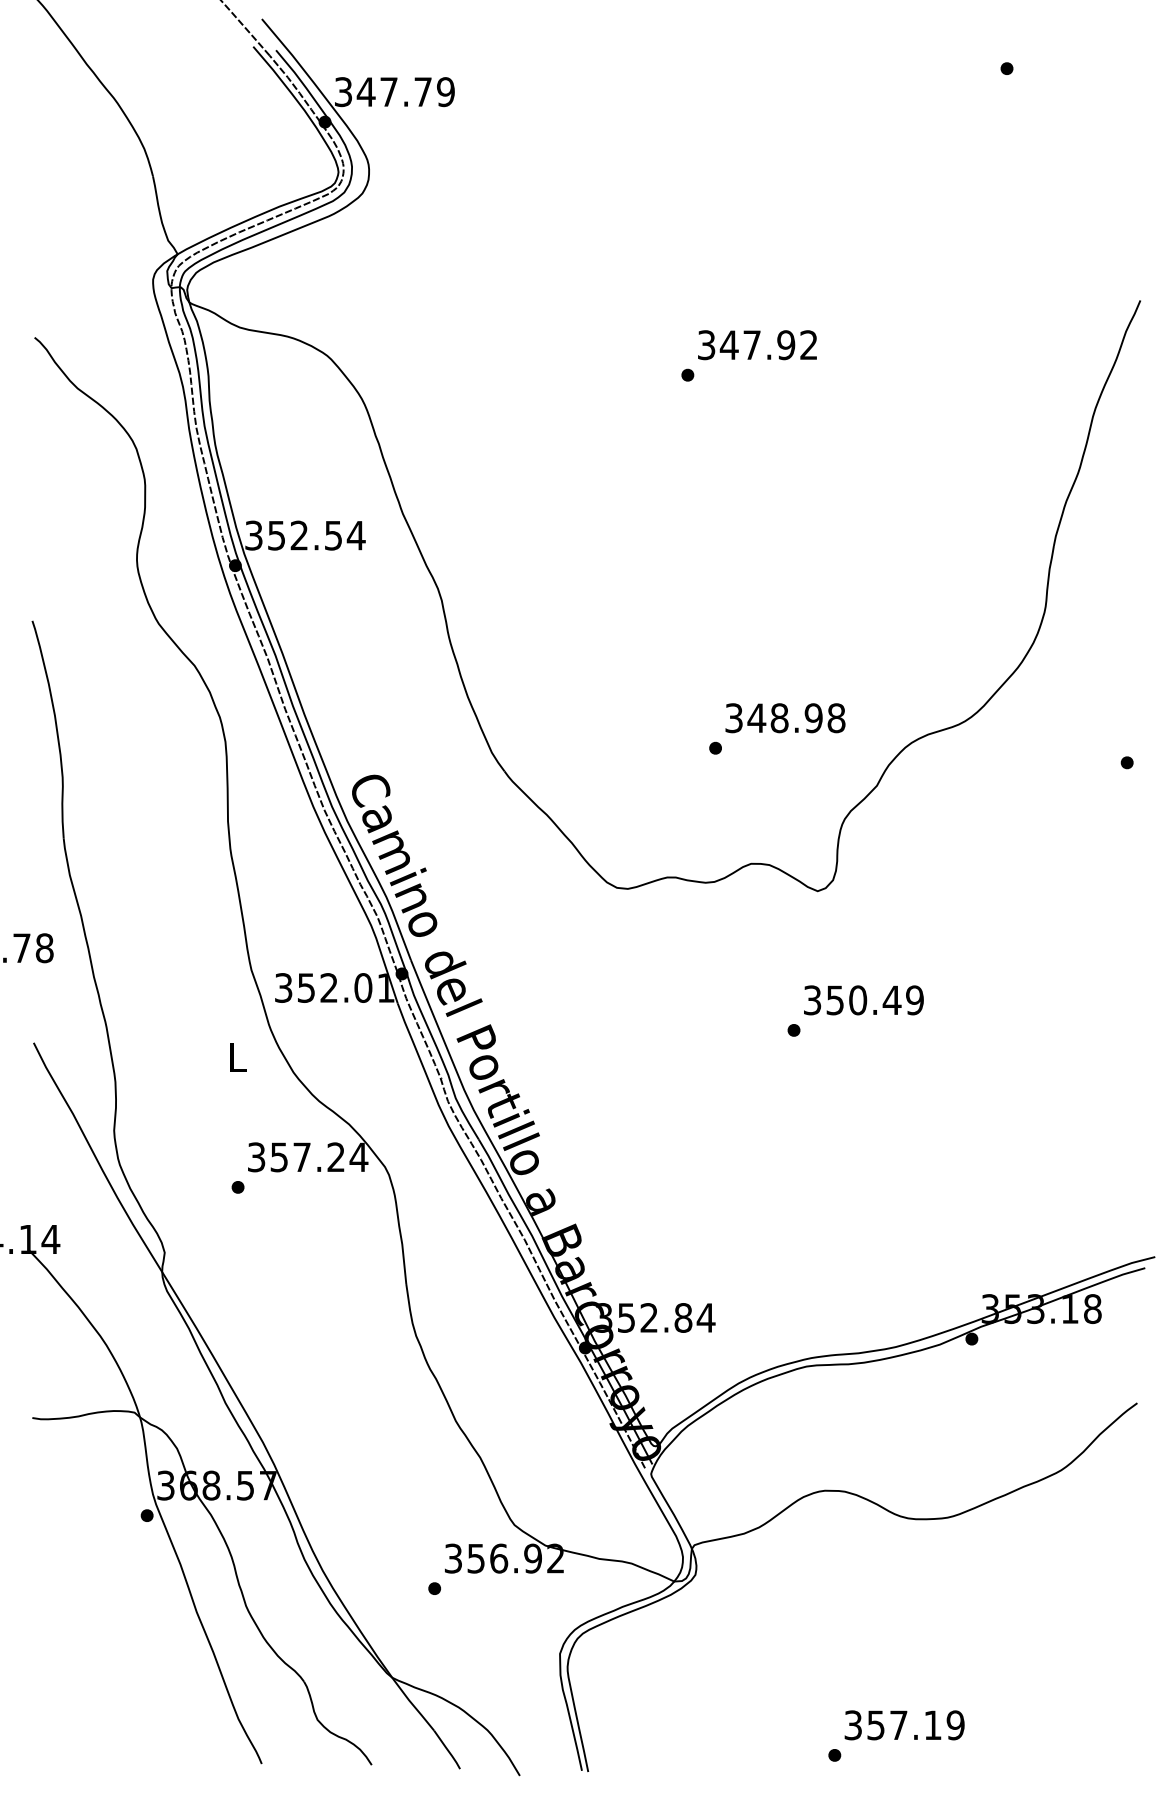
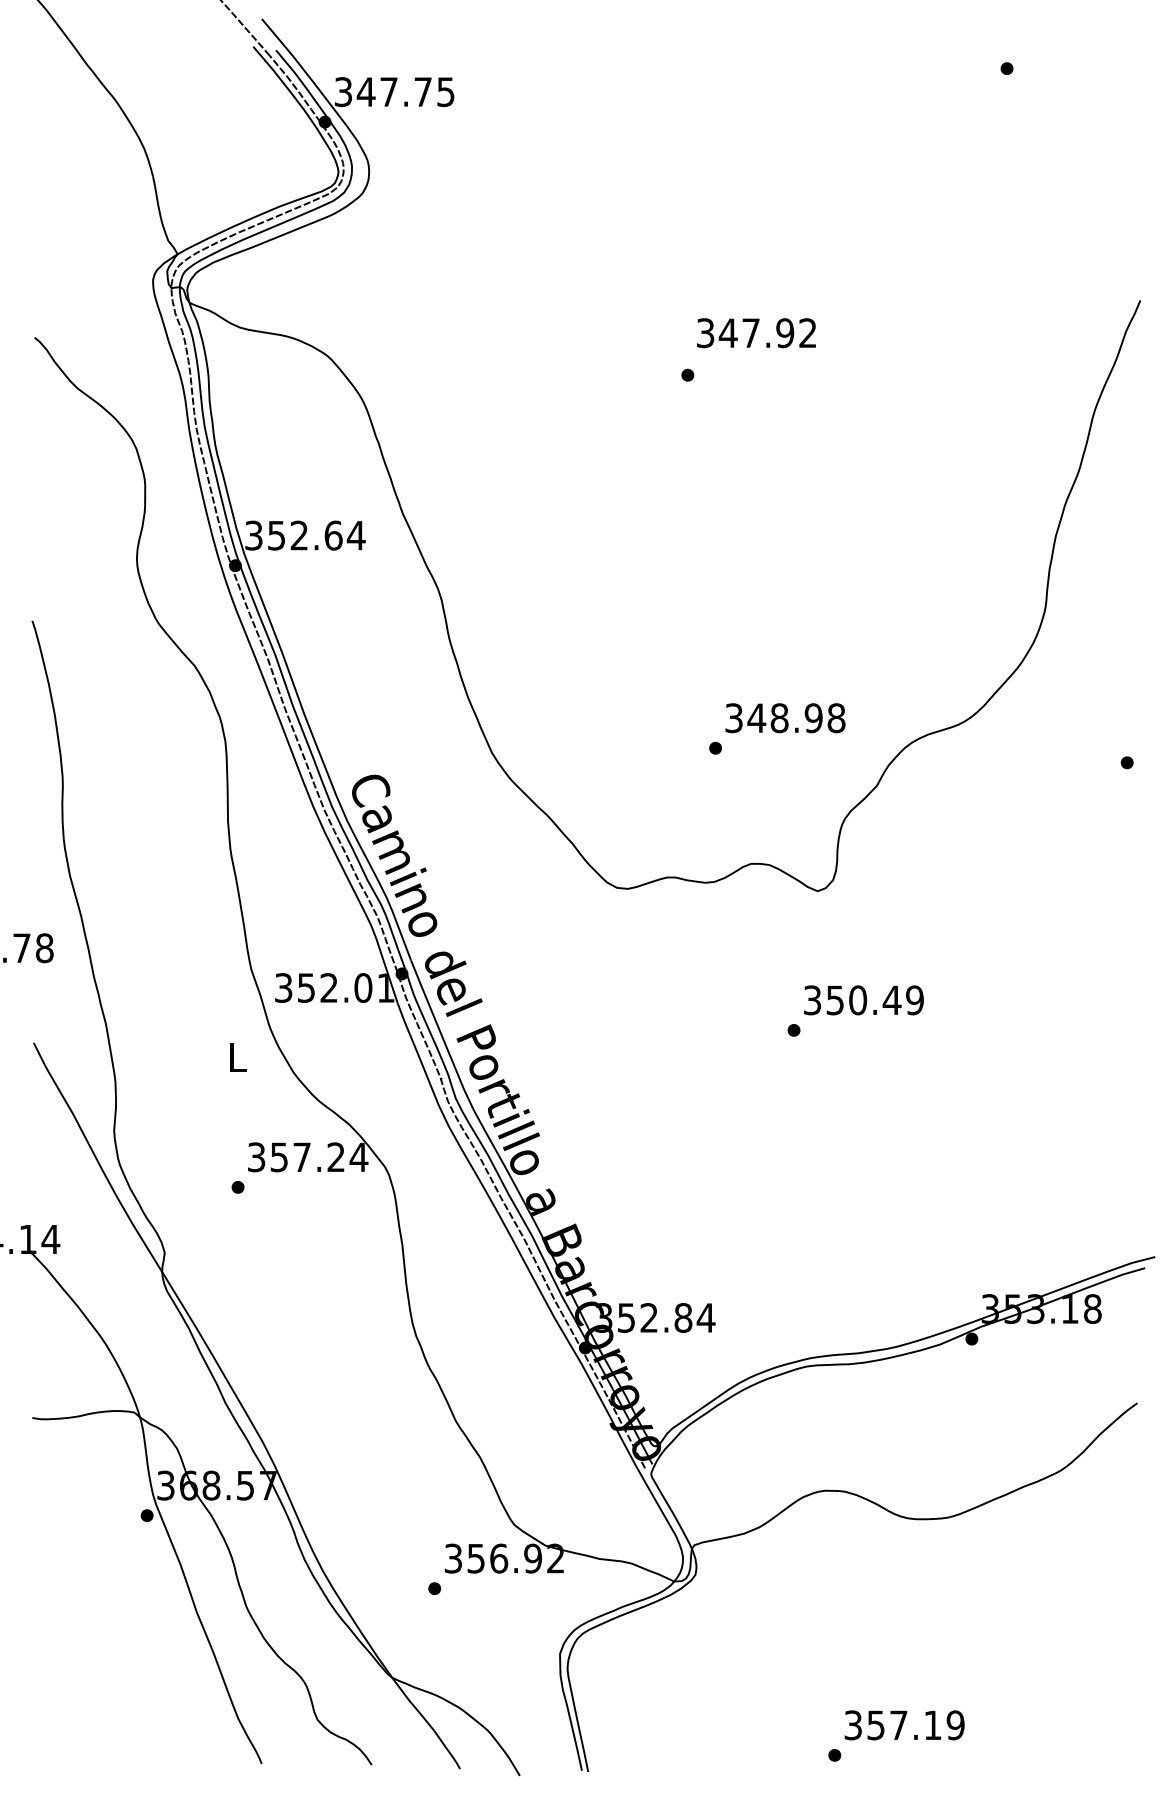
text: 347.79 -> 347.75 (445, 91)
text position: (757, 345) -> (756, 333) (756, 333)
text: 352.54 -> 352.64 (333, 535)
